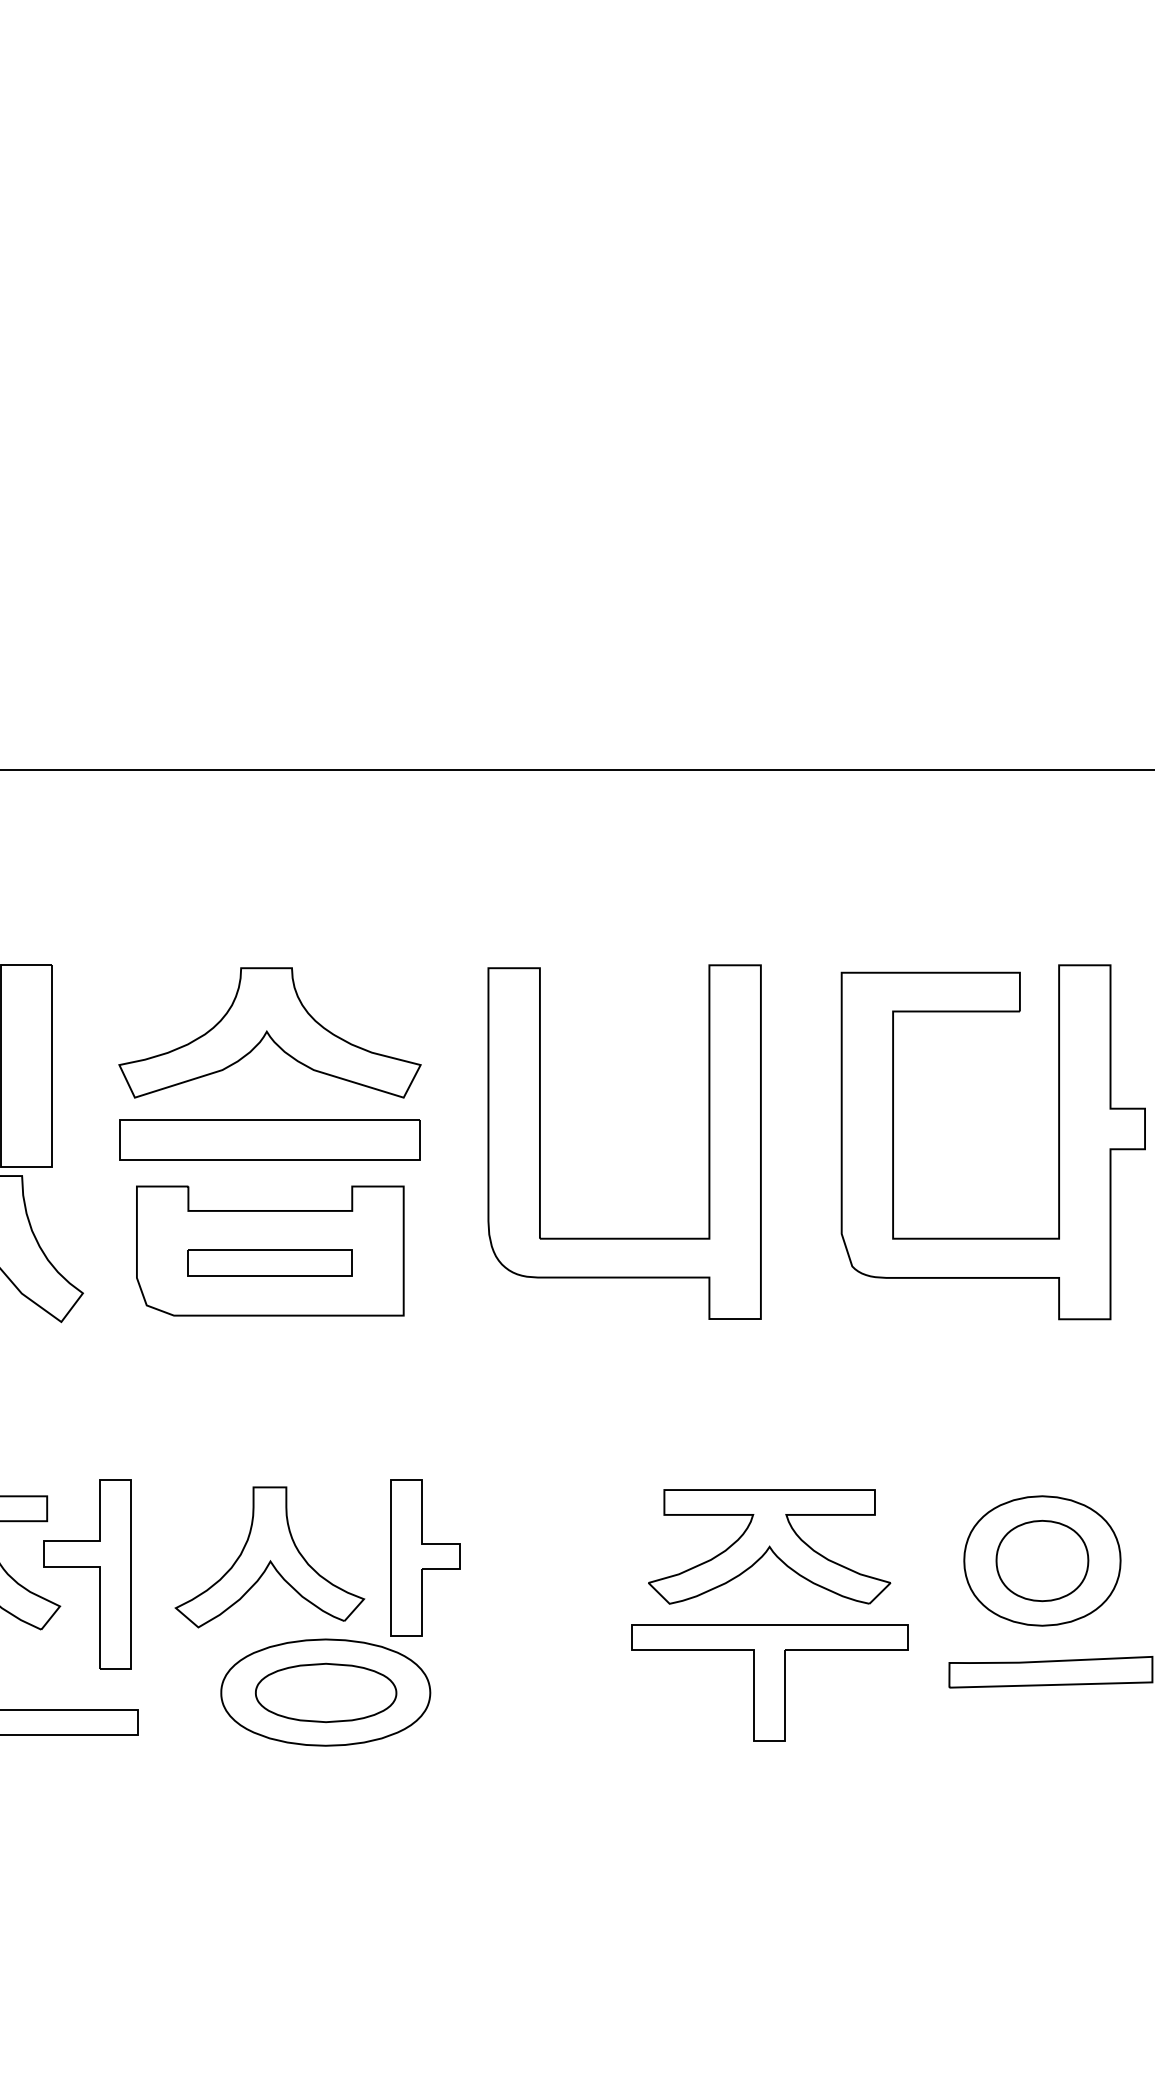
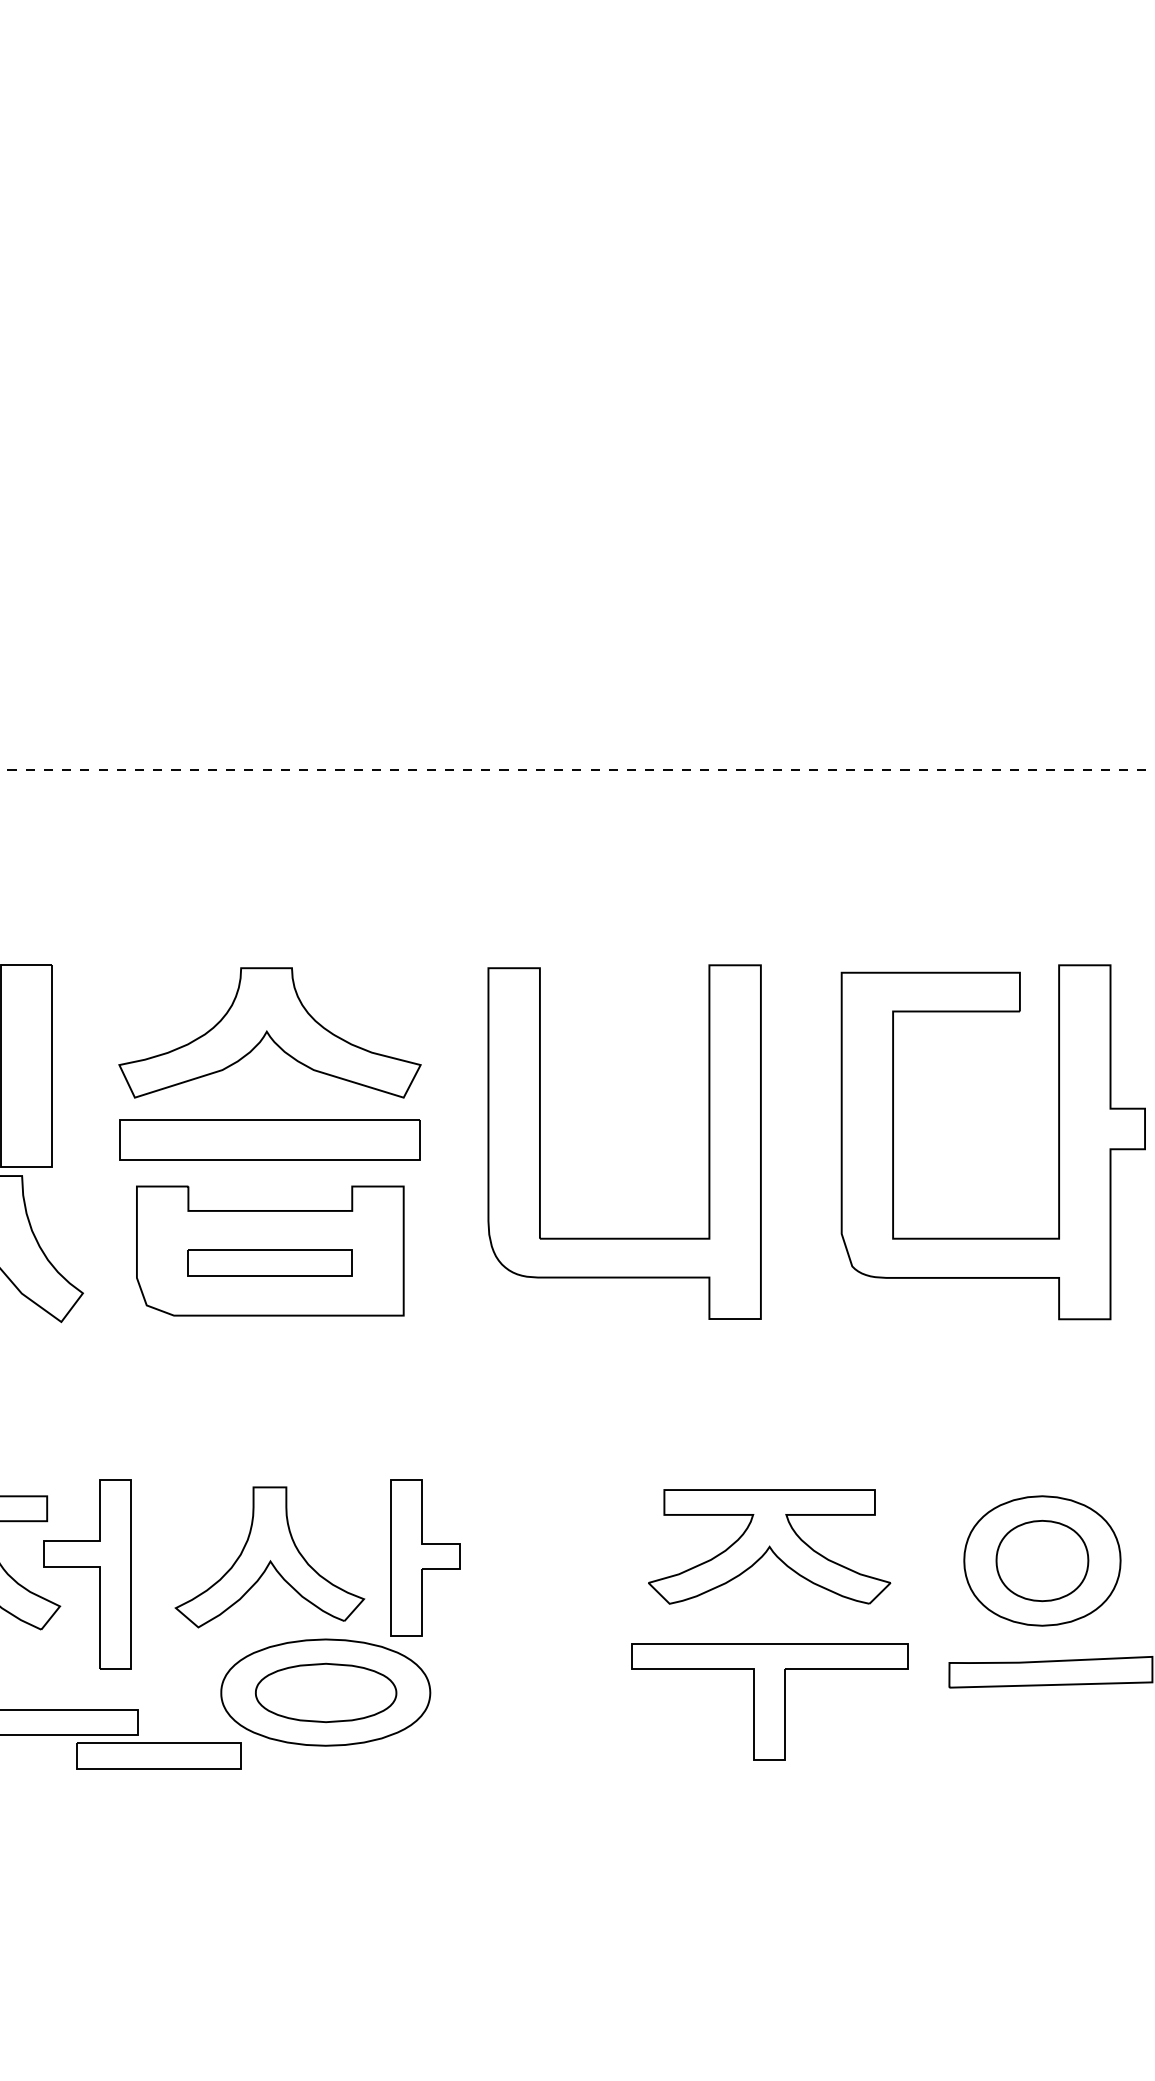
line: solid -> dashed (578, 769)
part position: (769, 1682) -> (769, 1701) (769, 1701)
part: none -> present (158, 1755)
